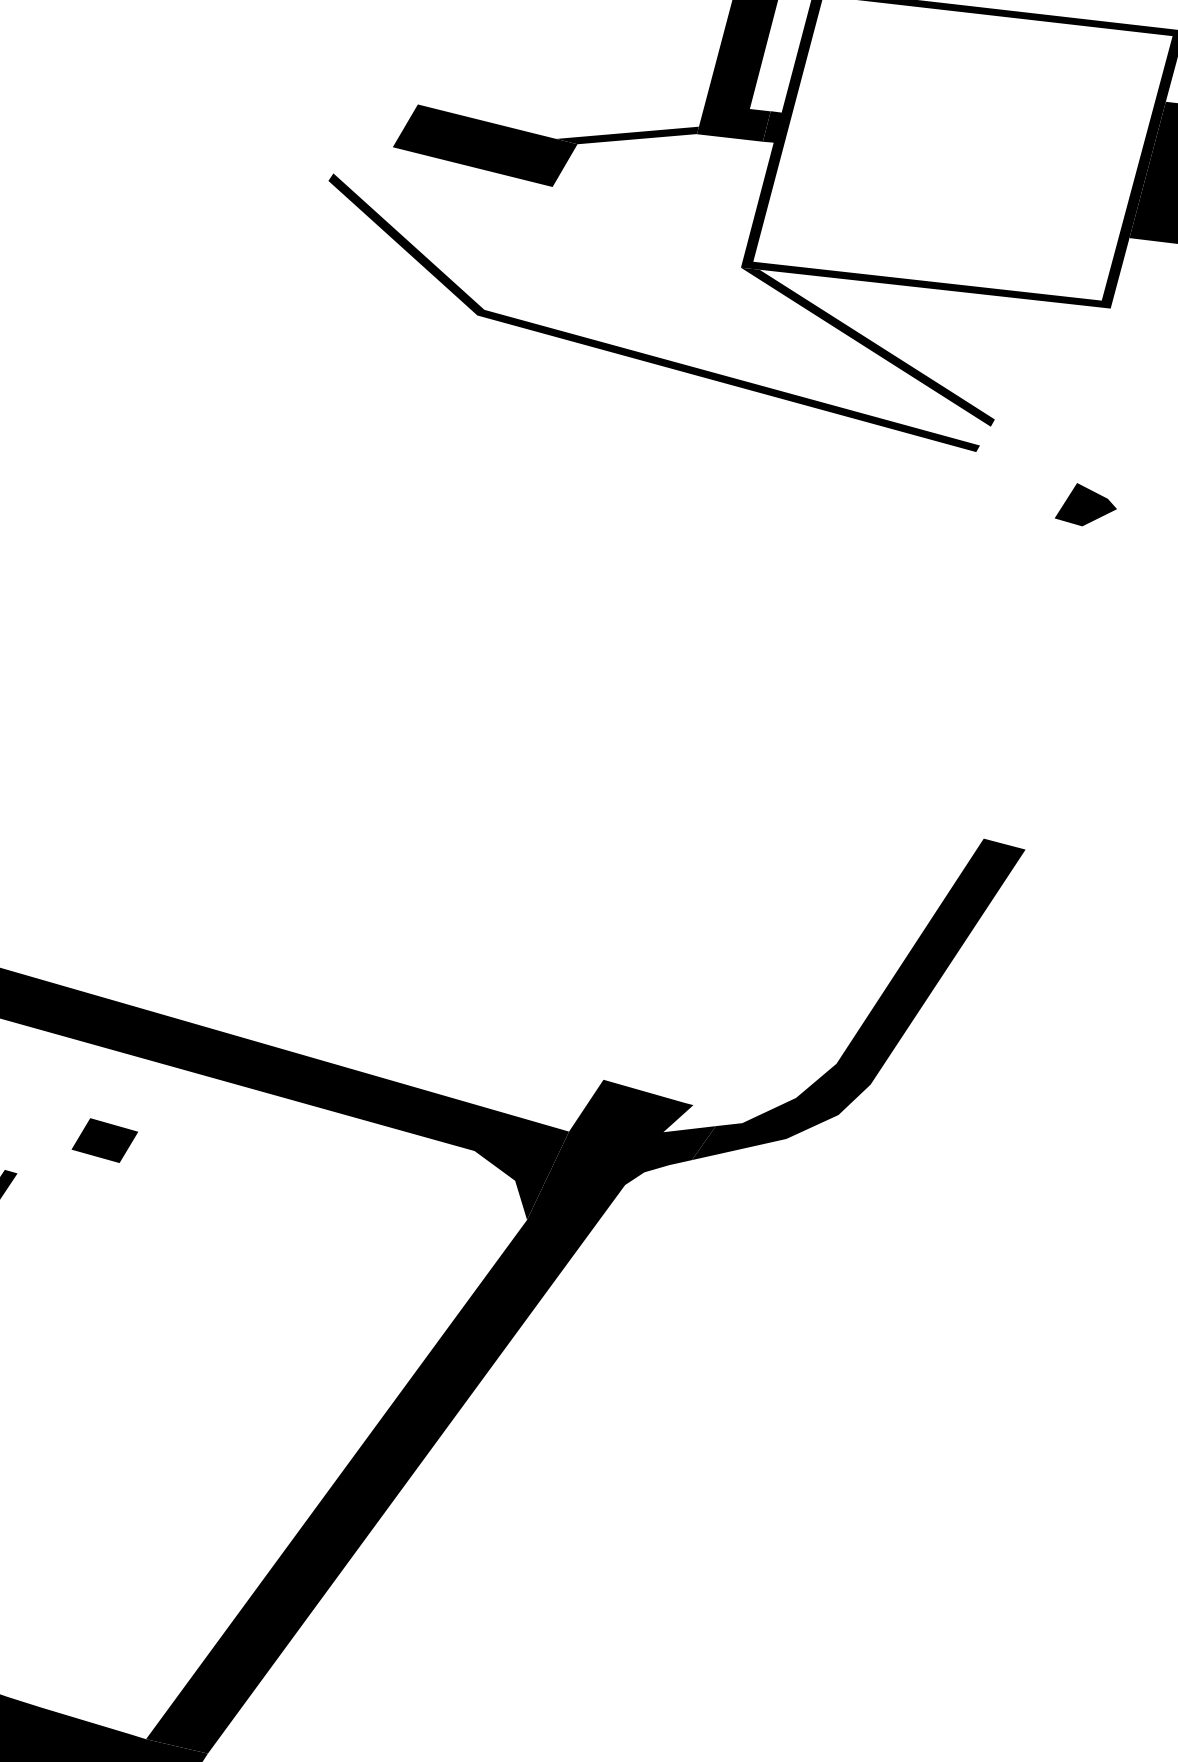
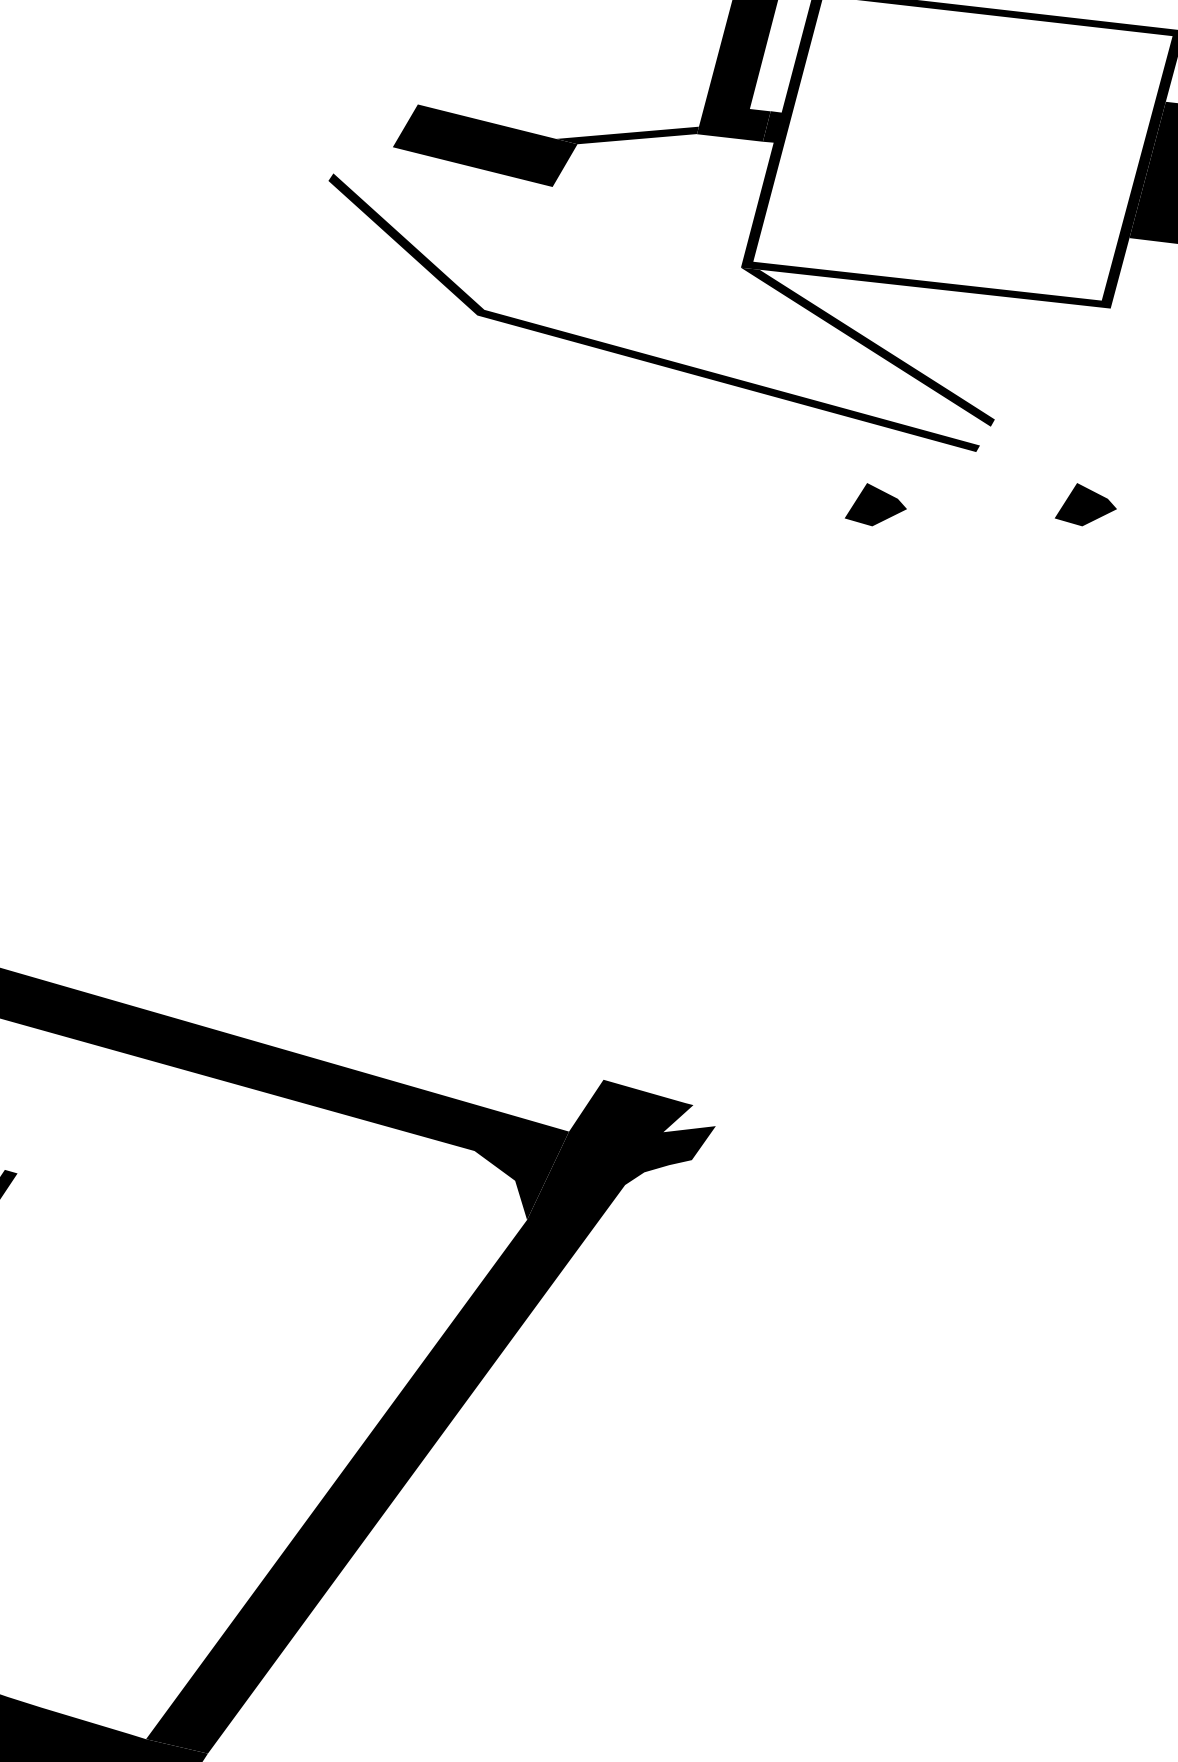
part: none -> present (875, 504)
fill: present -> none (858, 999)
fill: present -> none (104, 1140)
